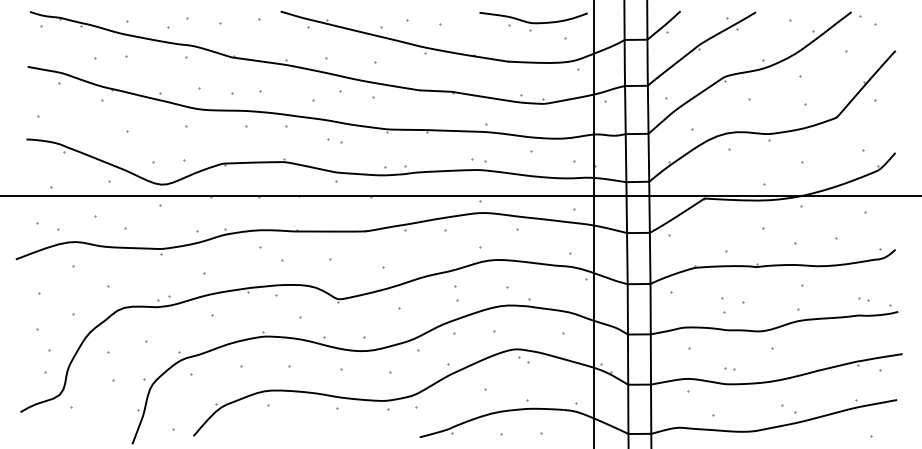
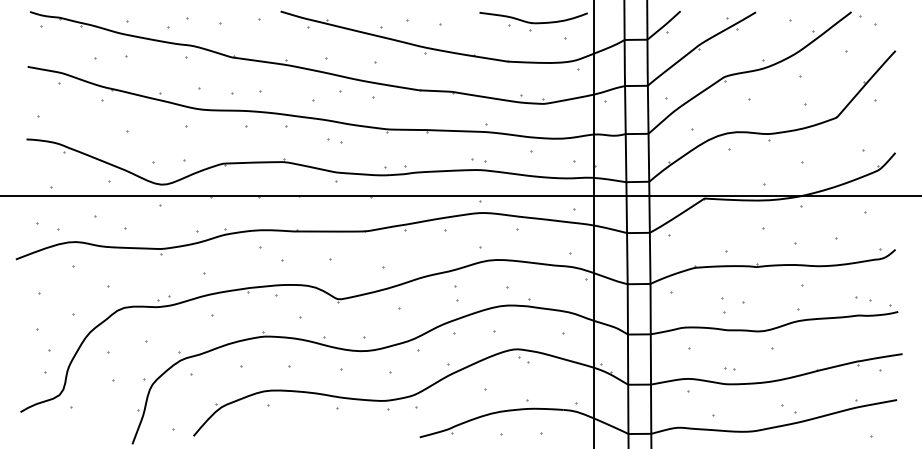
part size: 12x5 px -> 17x6 px (863, 298)
